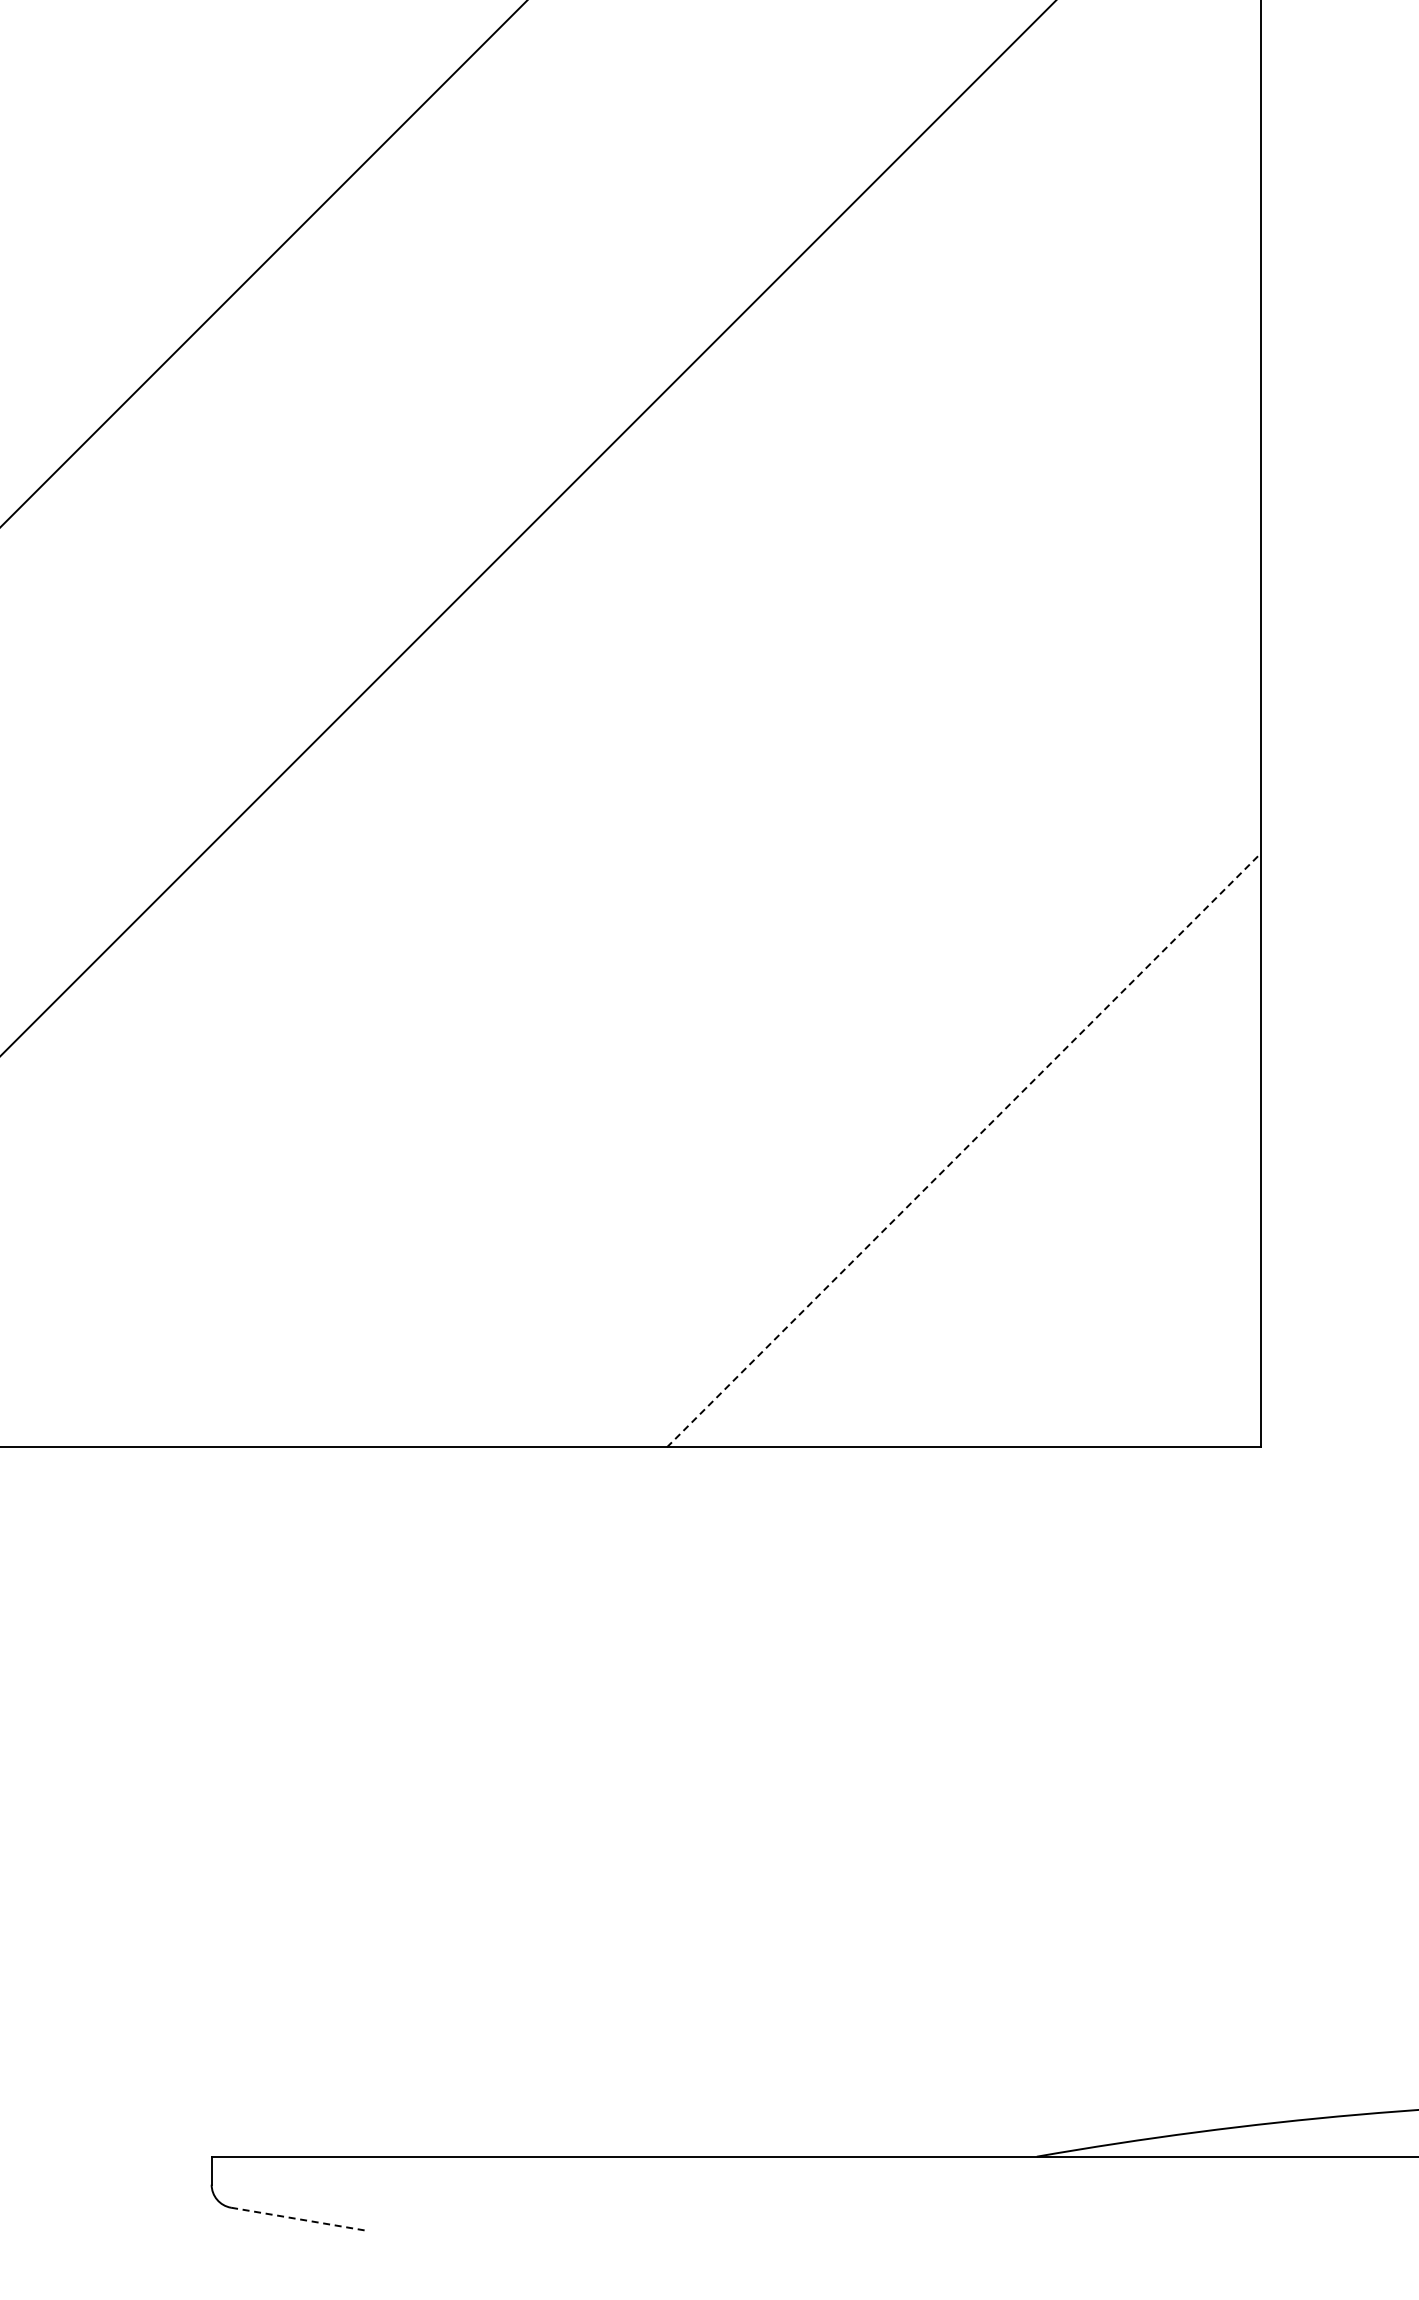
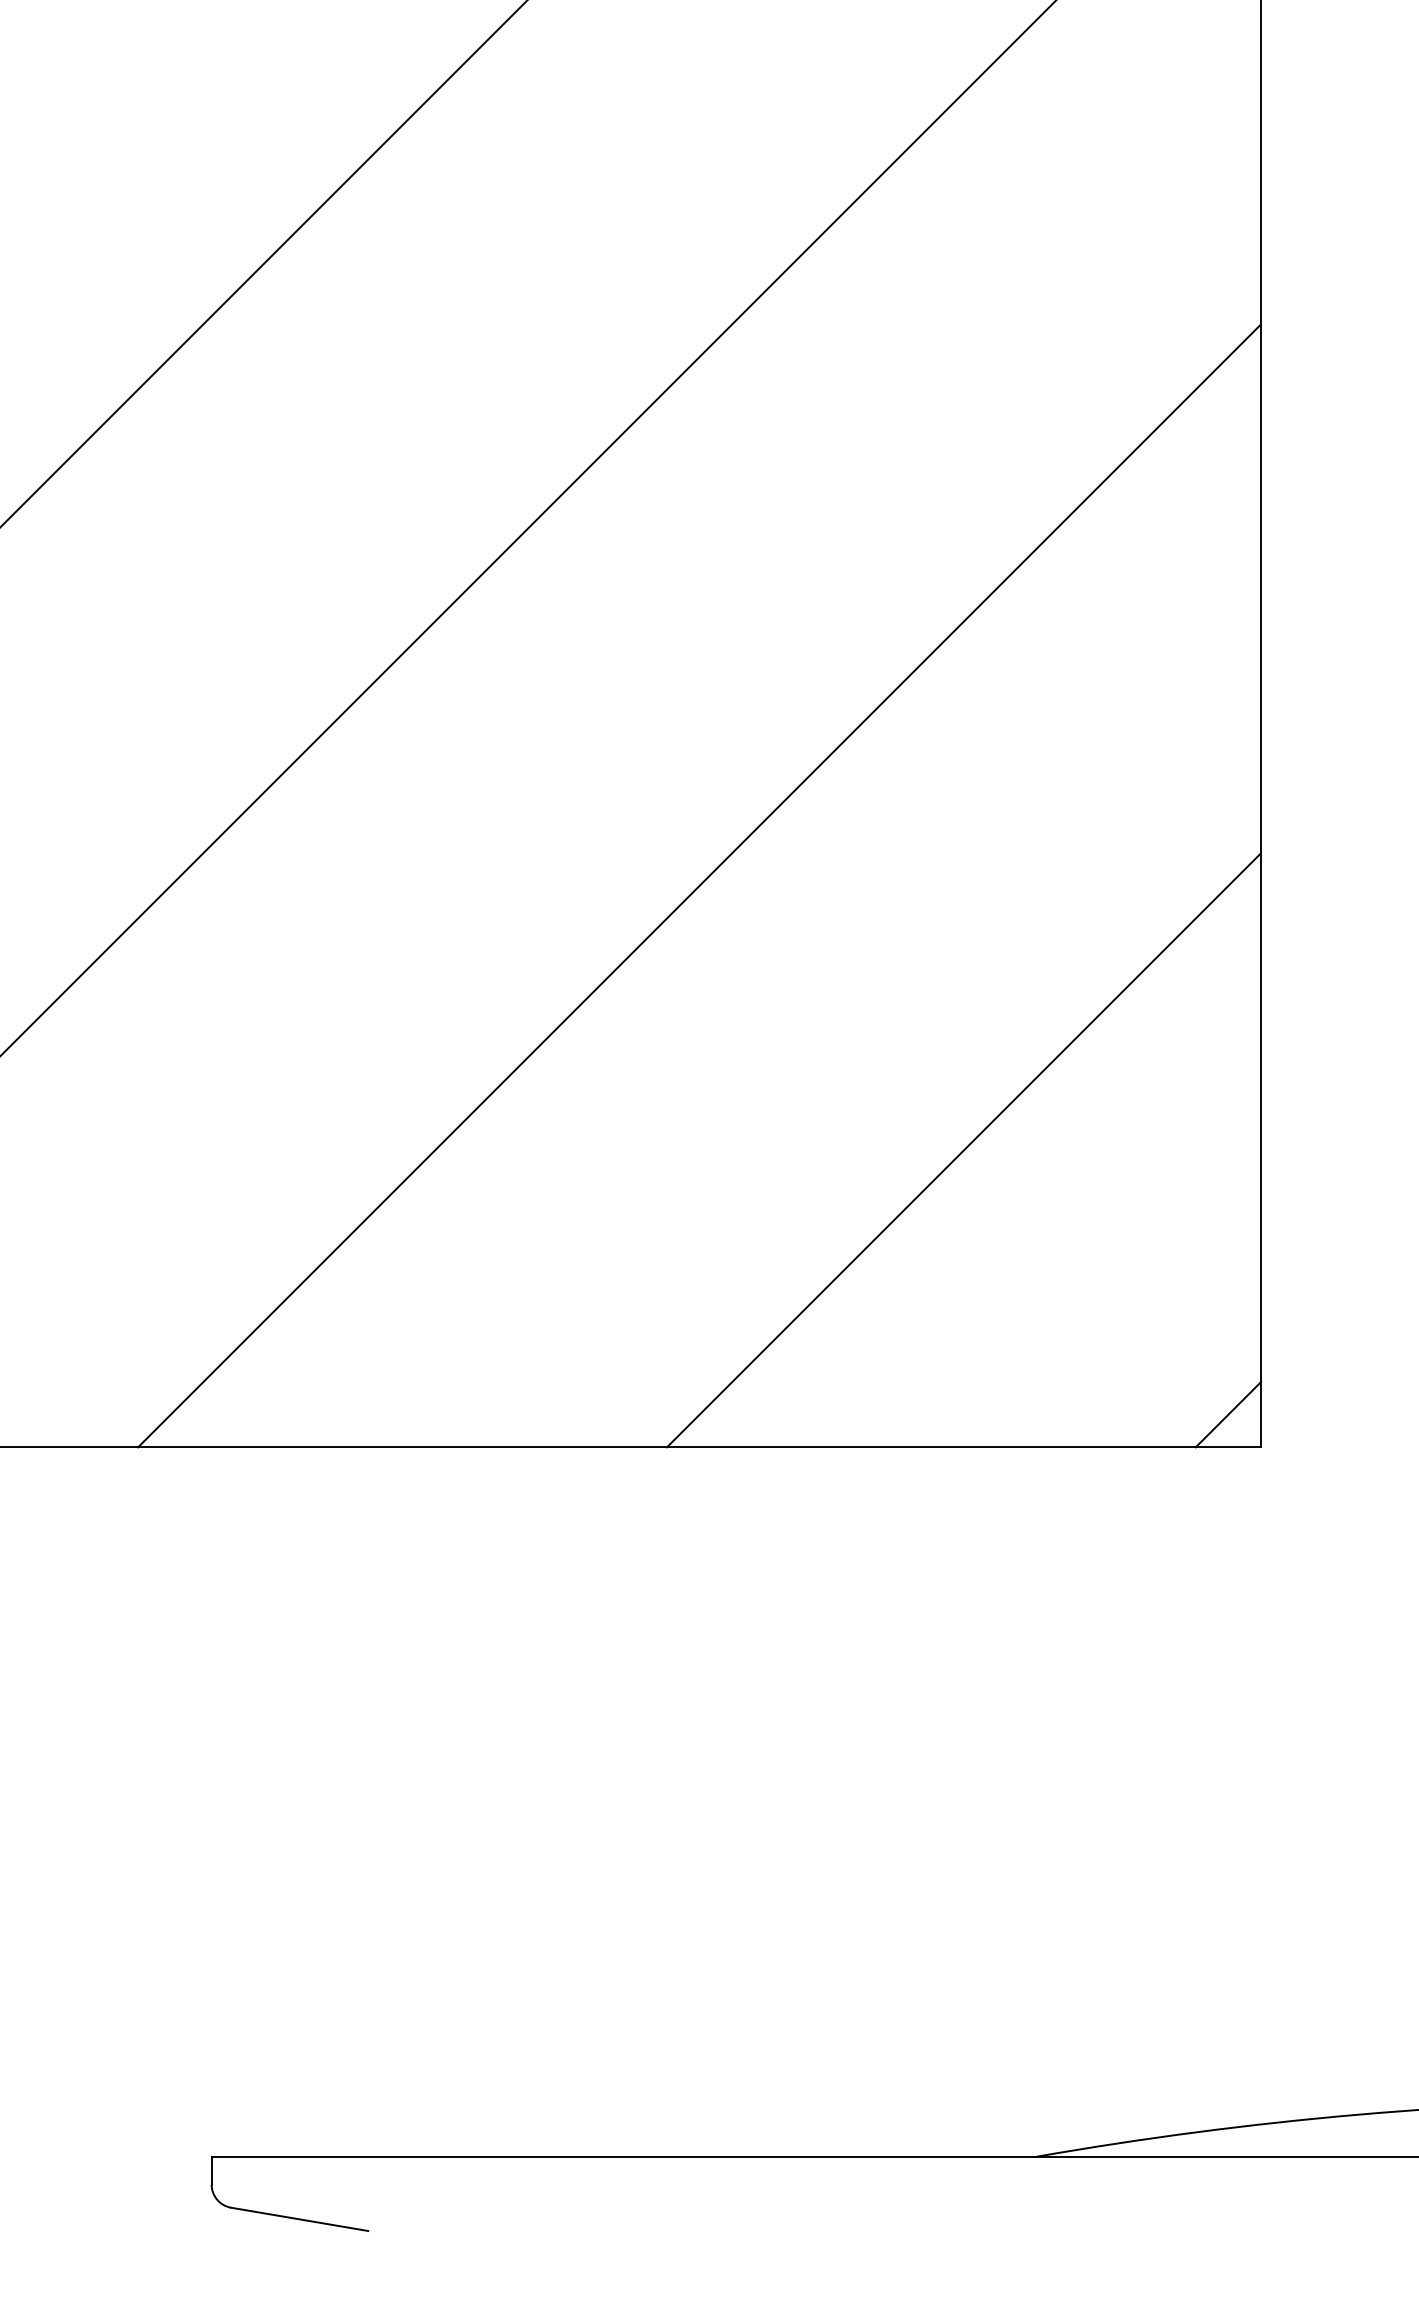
line: none -> present (699, 885)
line: dashed -> solid (963, 1150)
line: none -> present (1227, 1414)
line: dashed -> solid (299, 2219)
